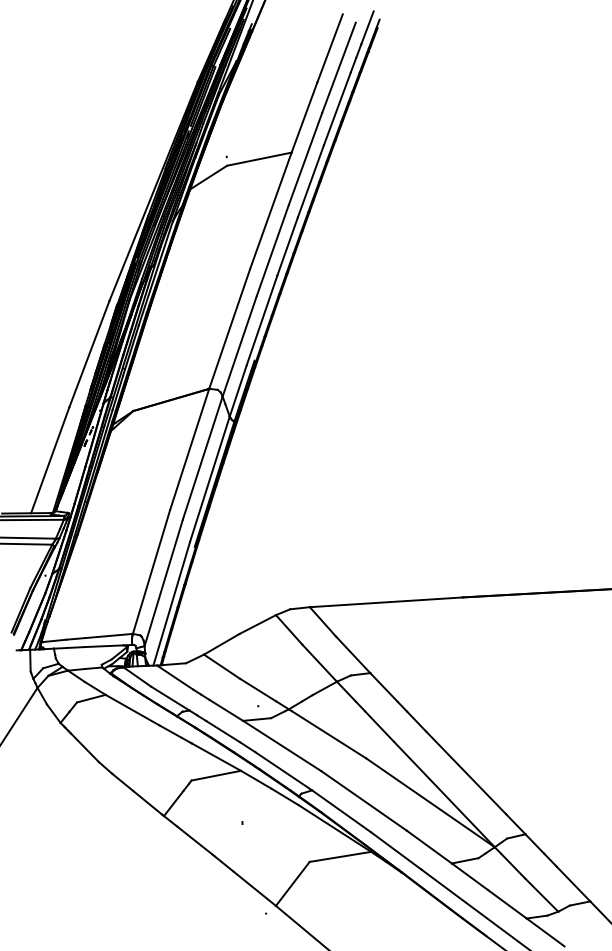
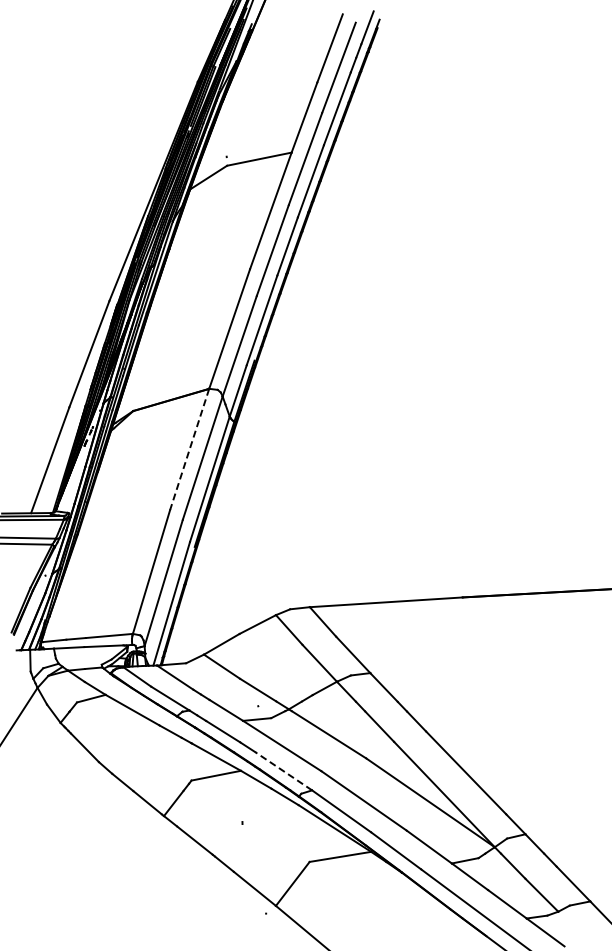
line: solid -> dashed (189, 449)
line: solid -> dashed (283, 770)
